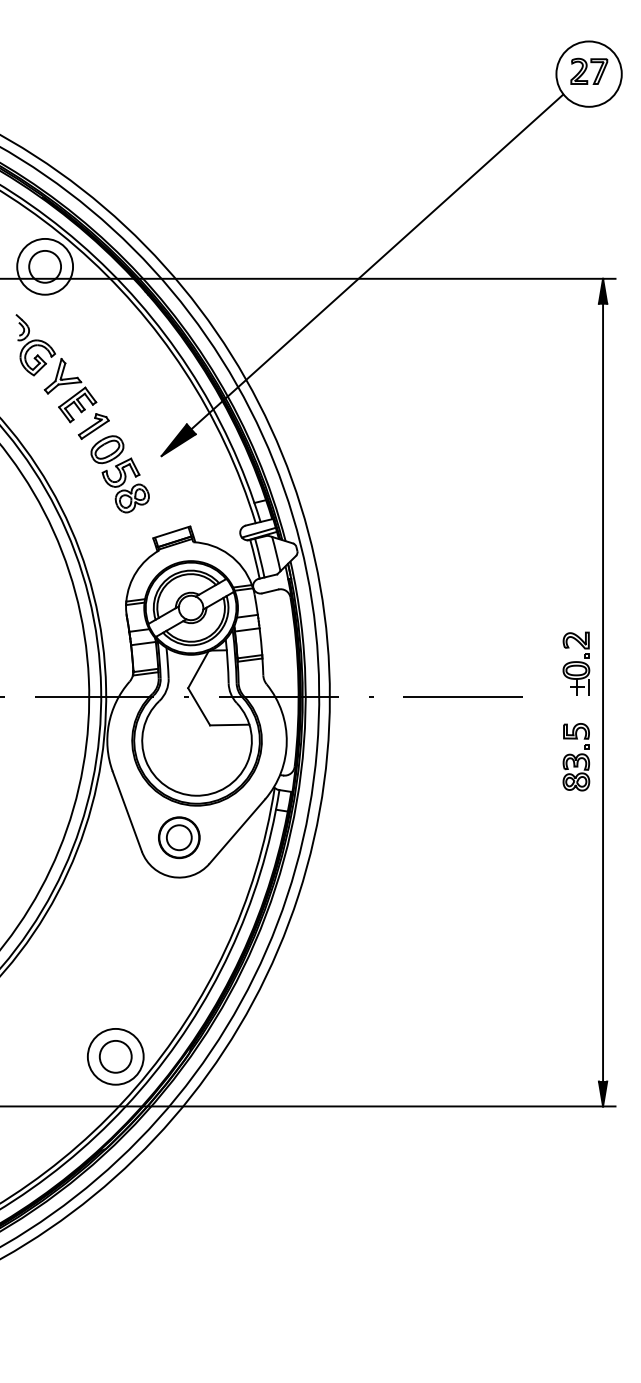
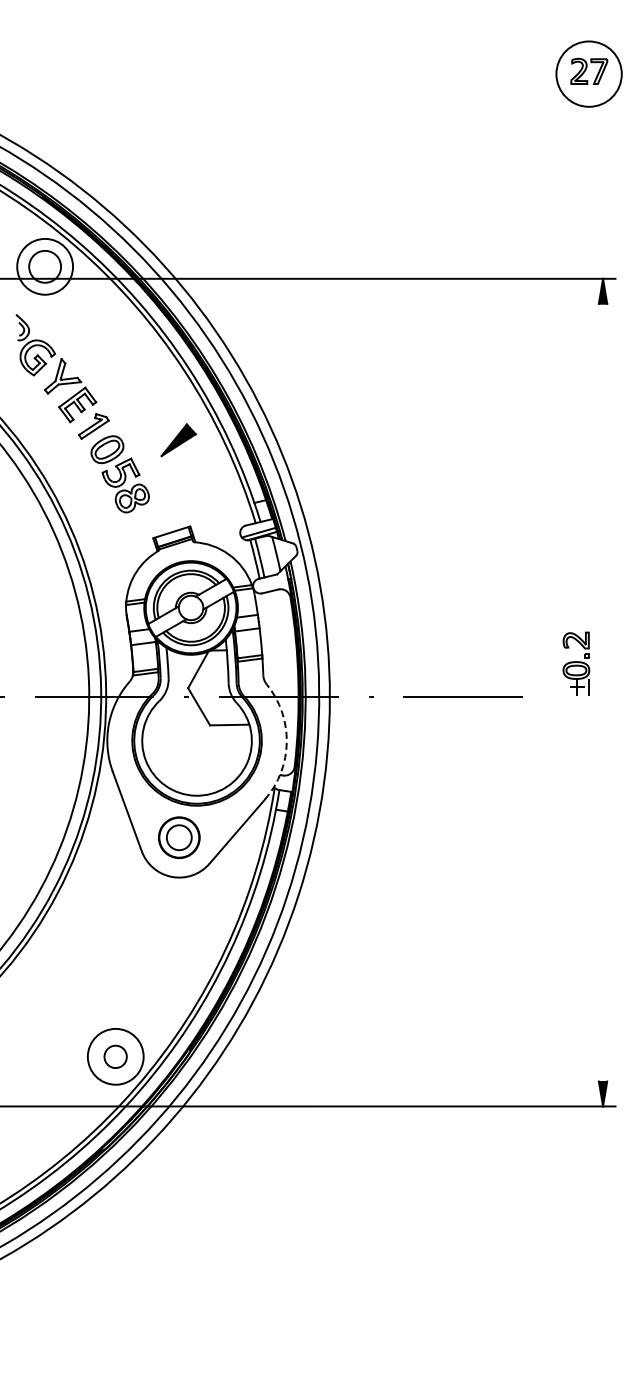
line: present -> none (377, 261)
line: present -> none (603, 692)
arc: solid -> dashed (286, 742)
part: present -> none (576, 757)
circle size: 35x34 px -> 25x25 px (115, 1056)
